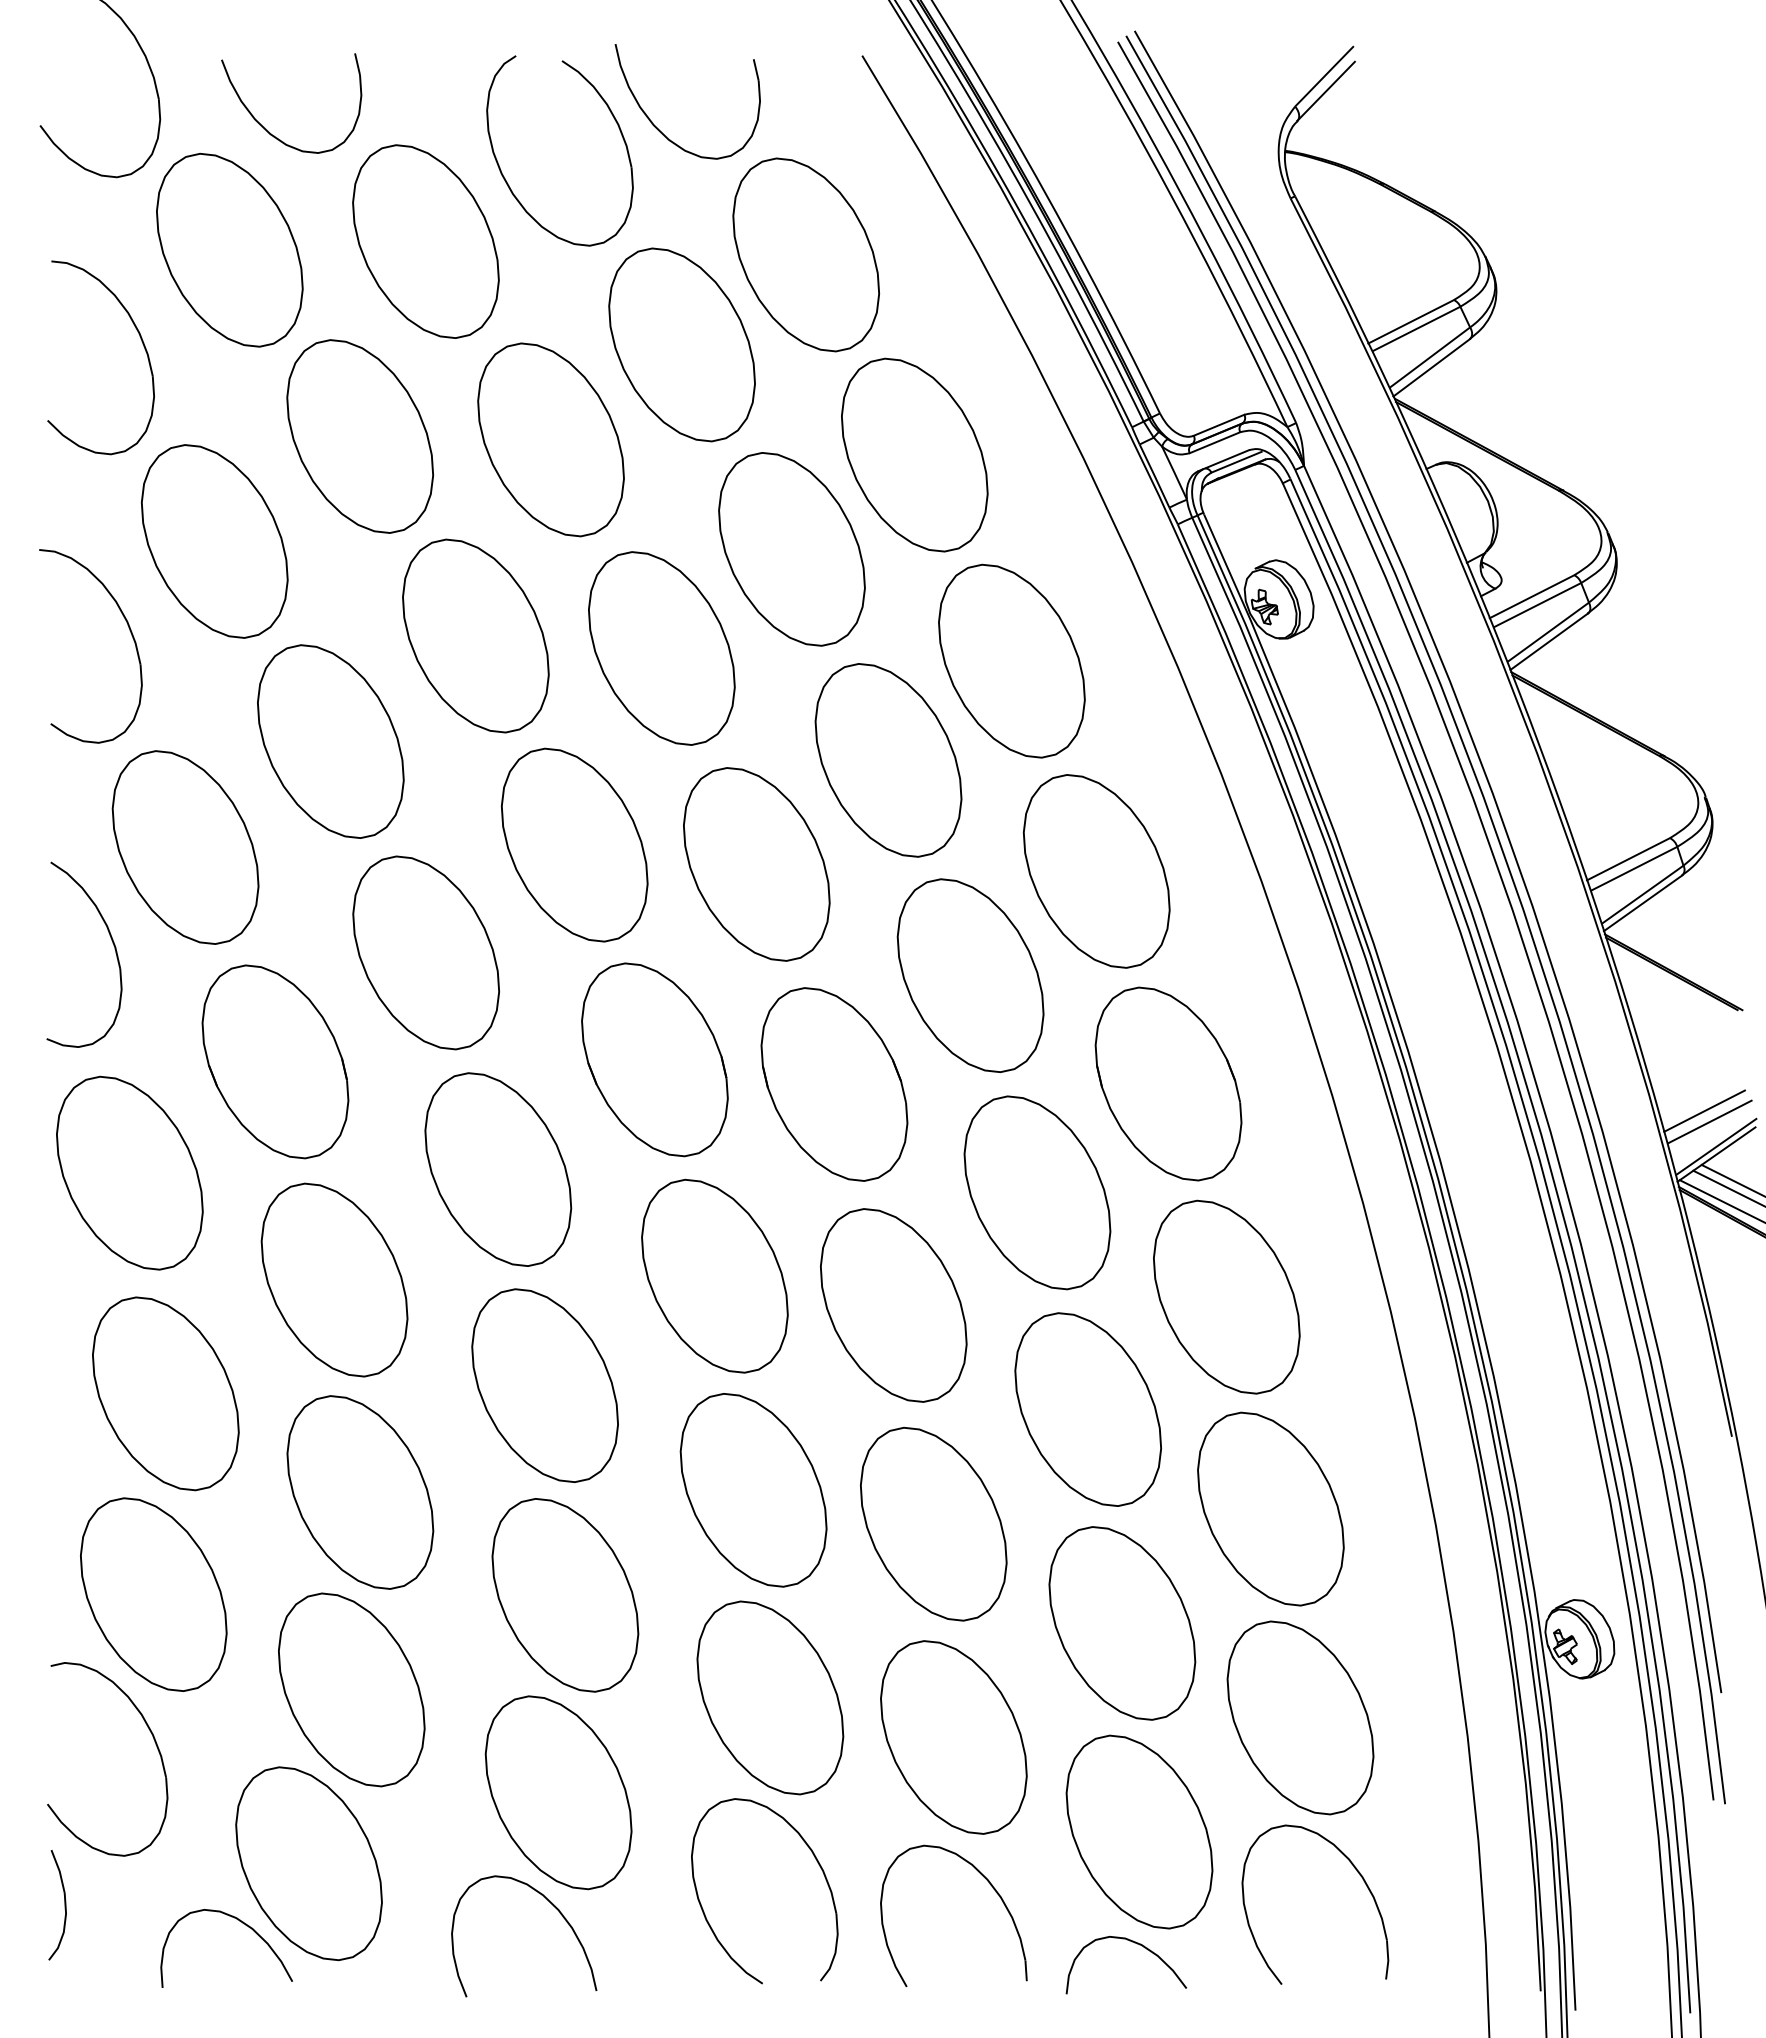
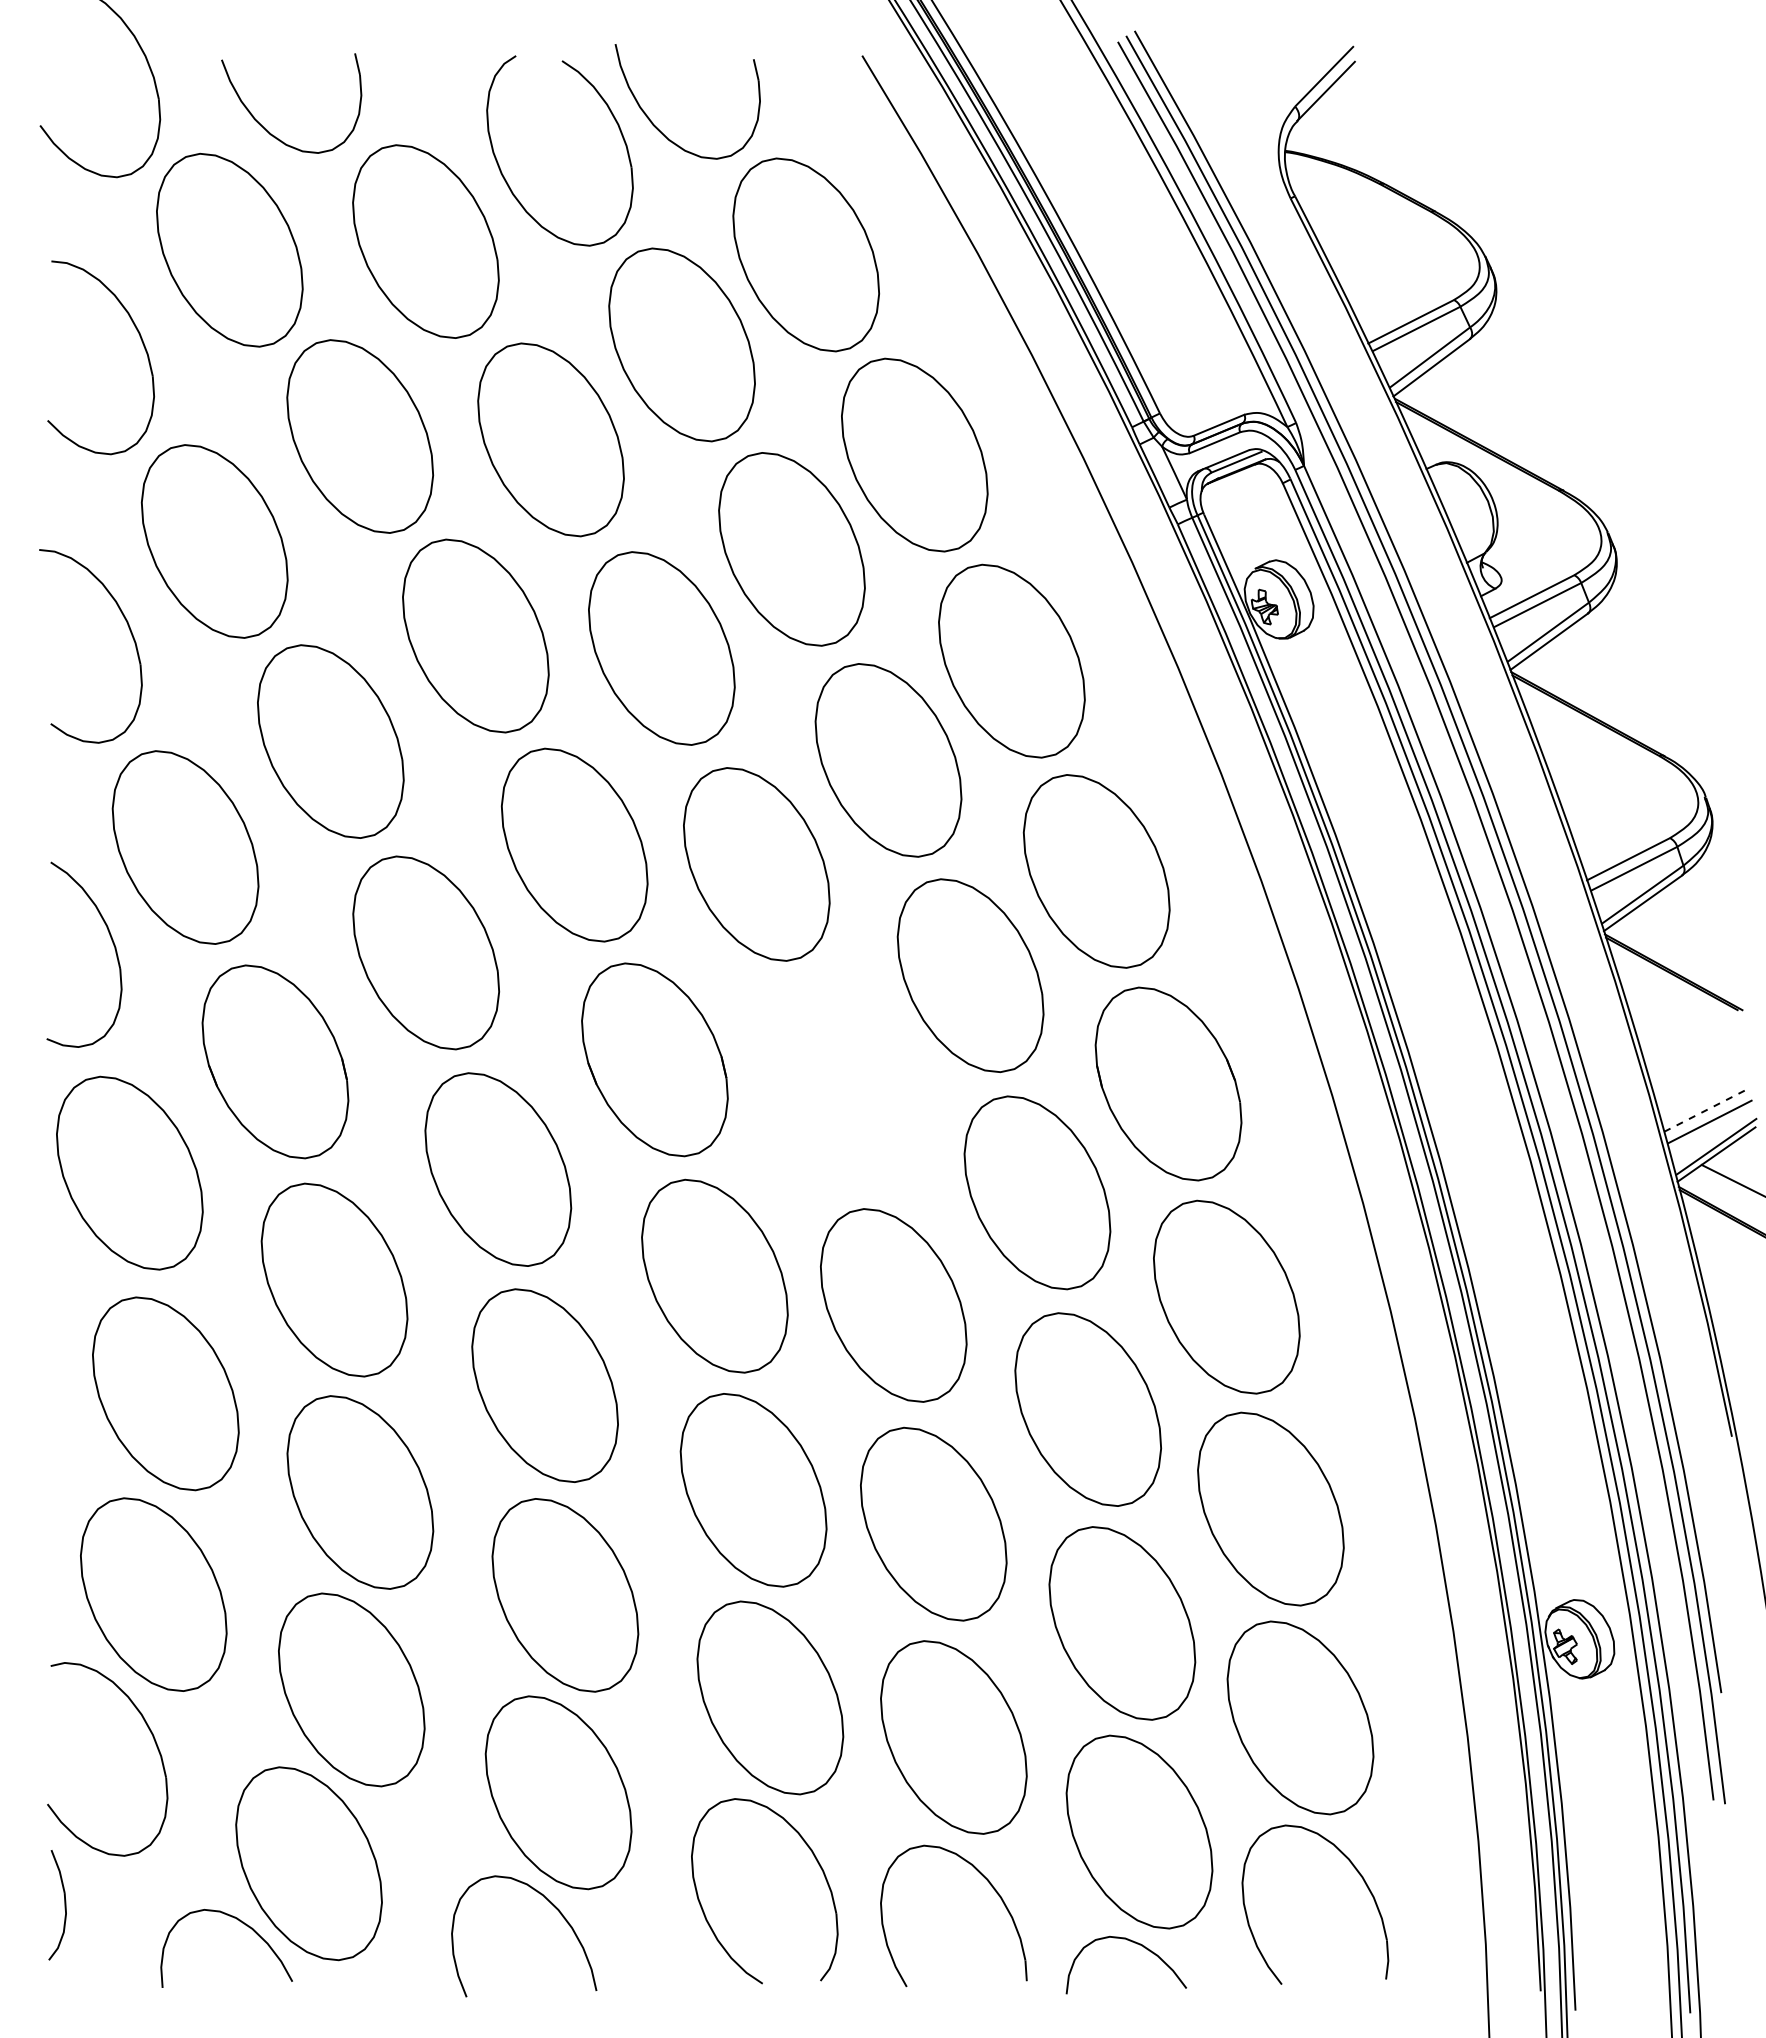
part: present -> none (834, 1084)
line: solid -> dashed (1705, 1110)
line: present -> none (1727, 1187)
line: present -> none (1720, 1200)
